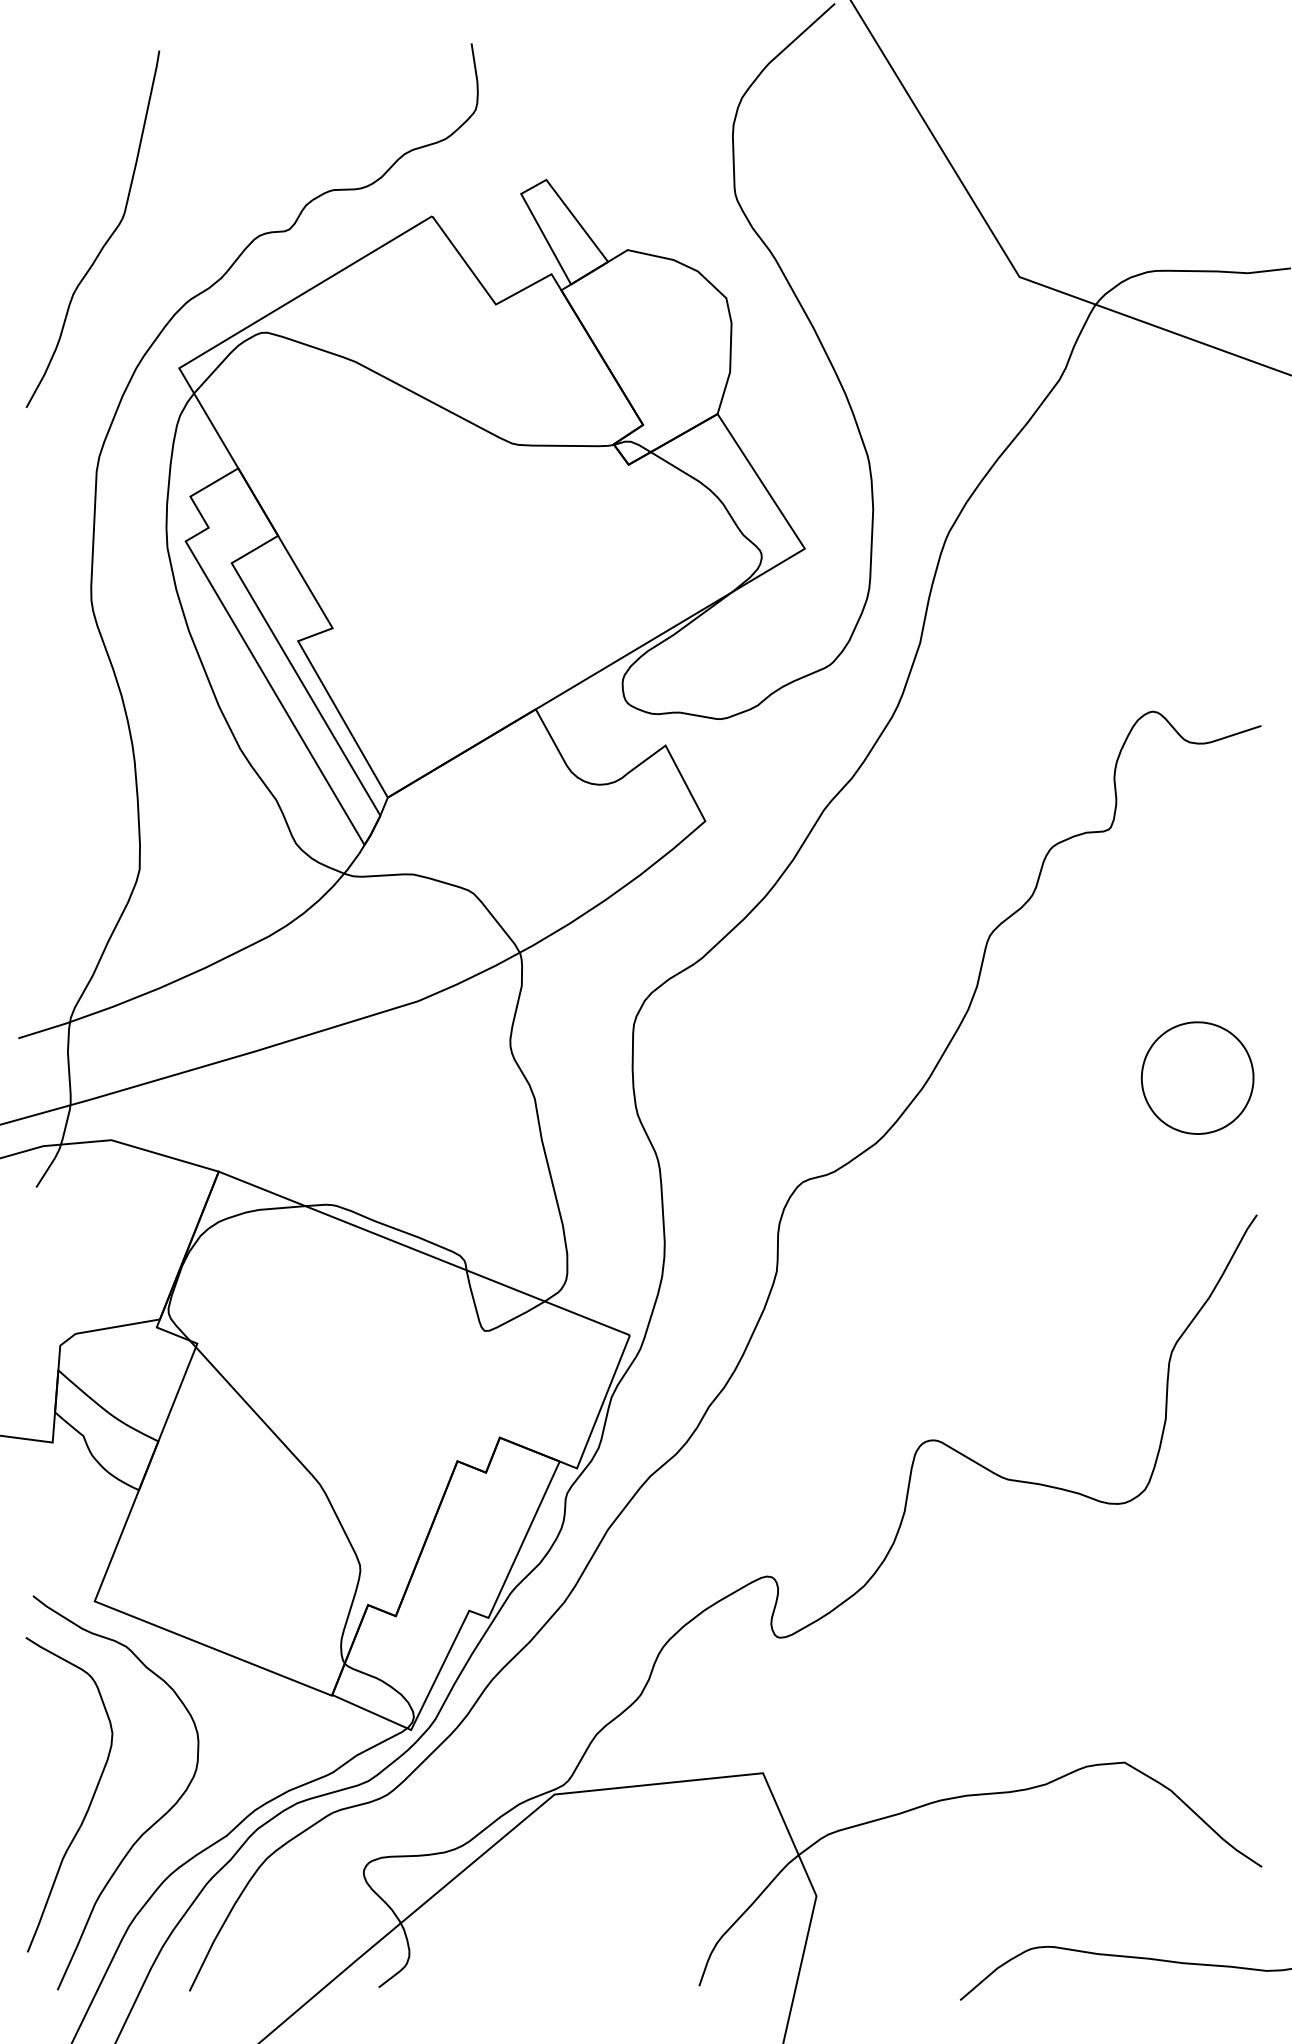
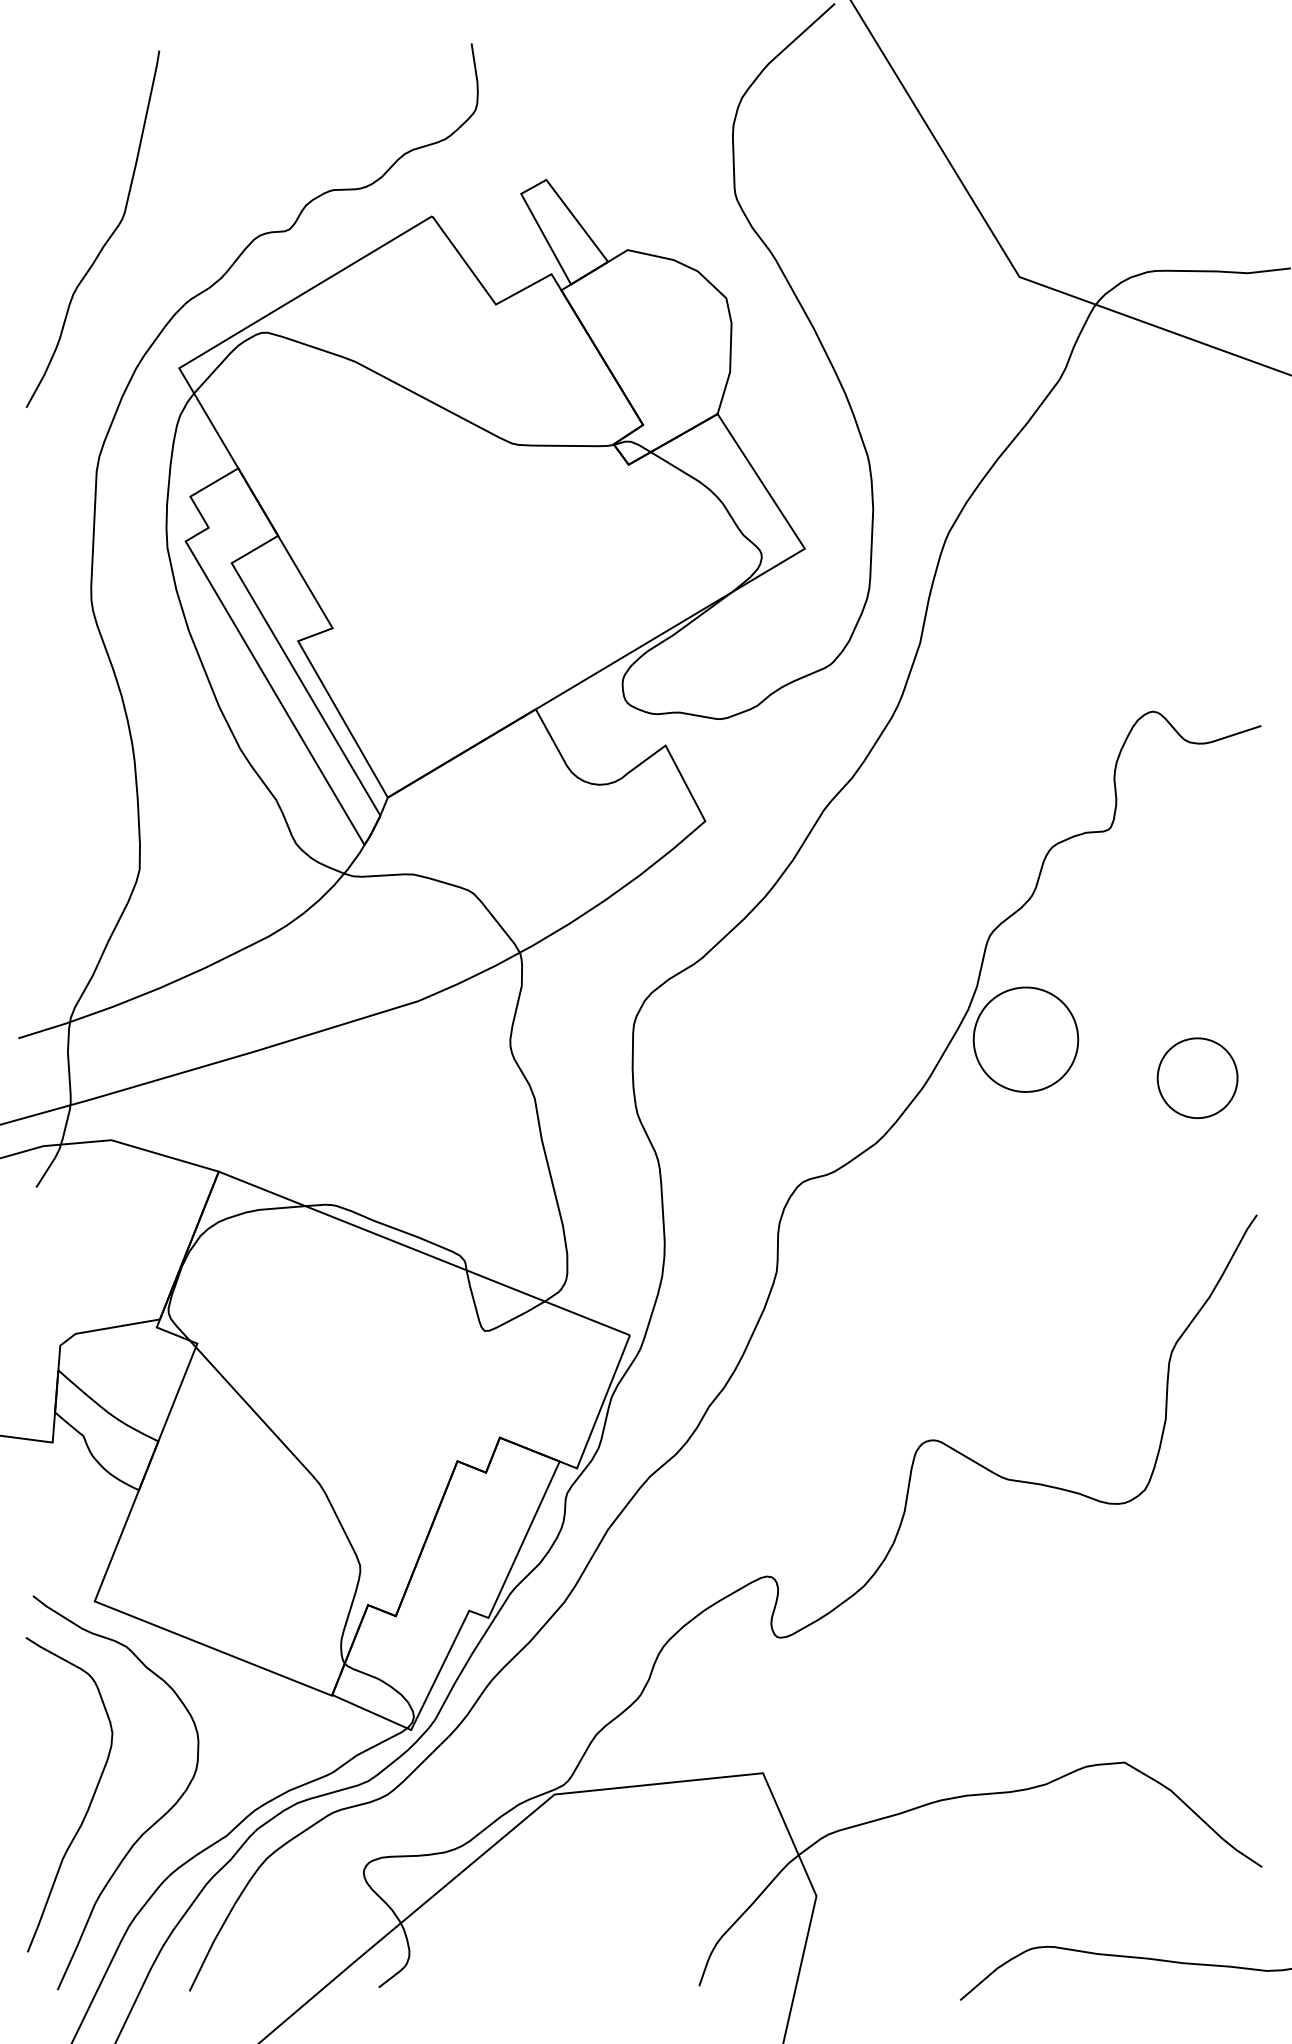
part: none -> present (1025, 1039)
part size: 115x114 px -> 83x83 px (1197, 1078)
